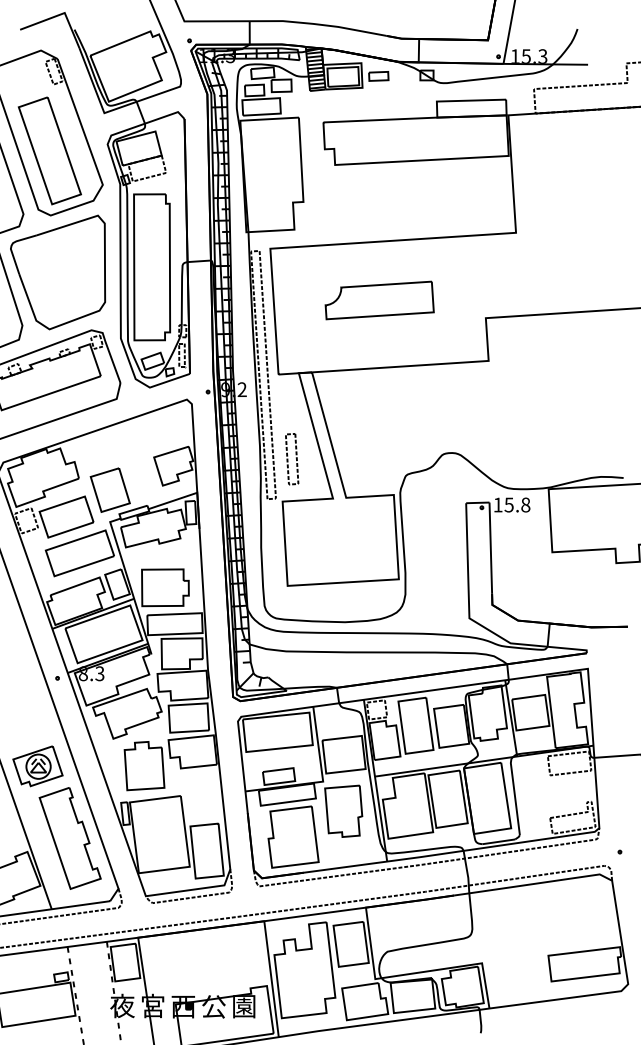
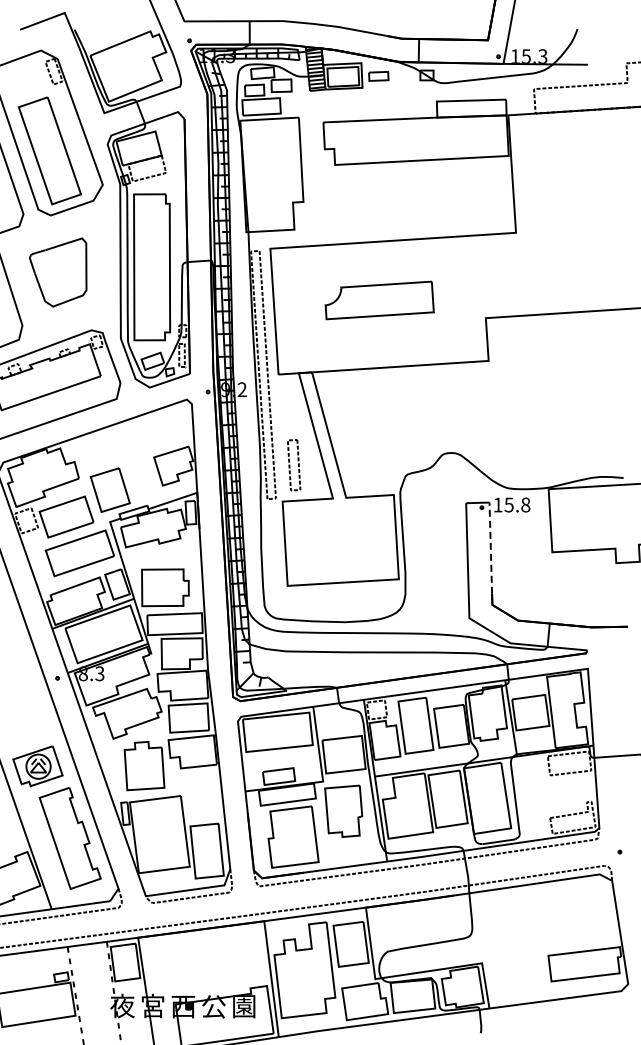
part size: 97x117 px -> 59x71 px (58, 272)
part position: (292, 459) -> (294, 465) (294, 465)
line: solid -> dashed (490, 548)
